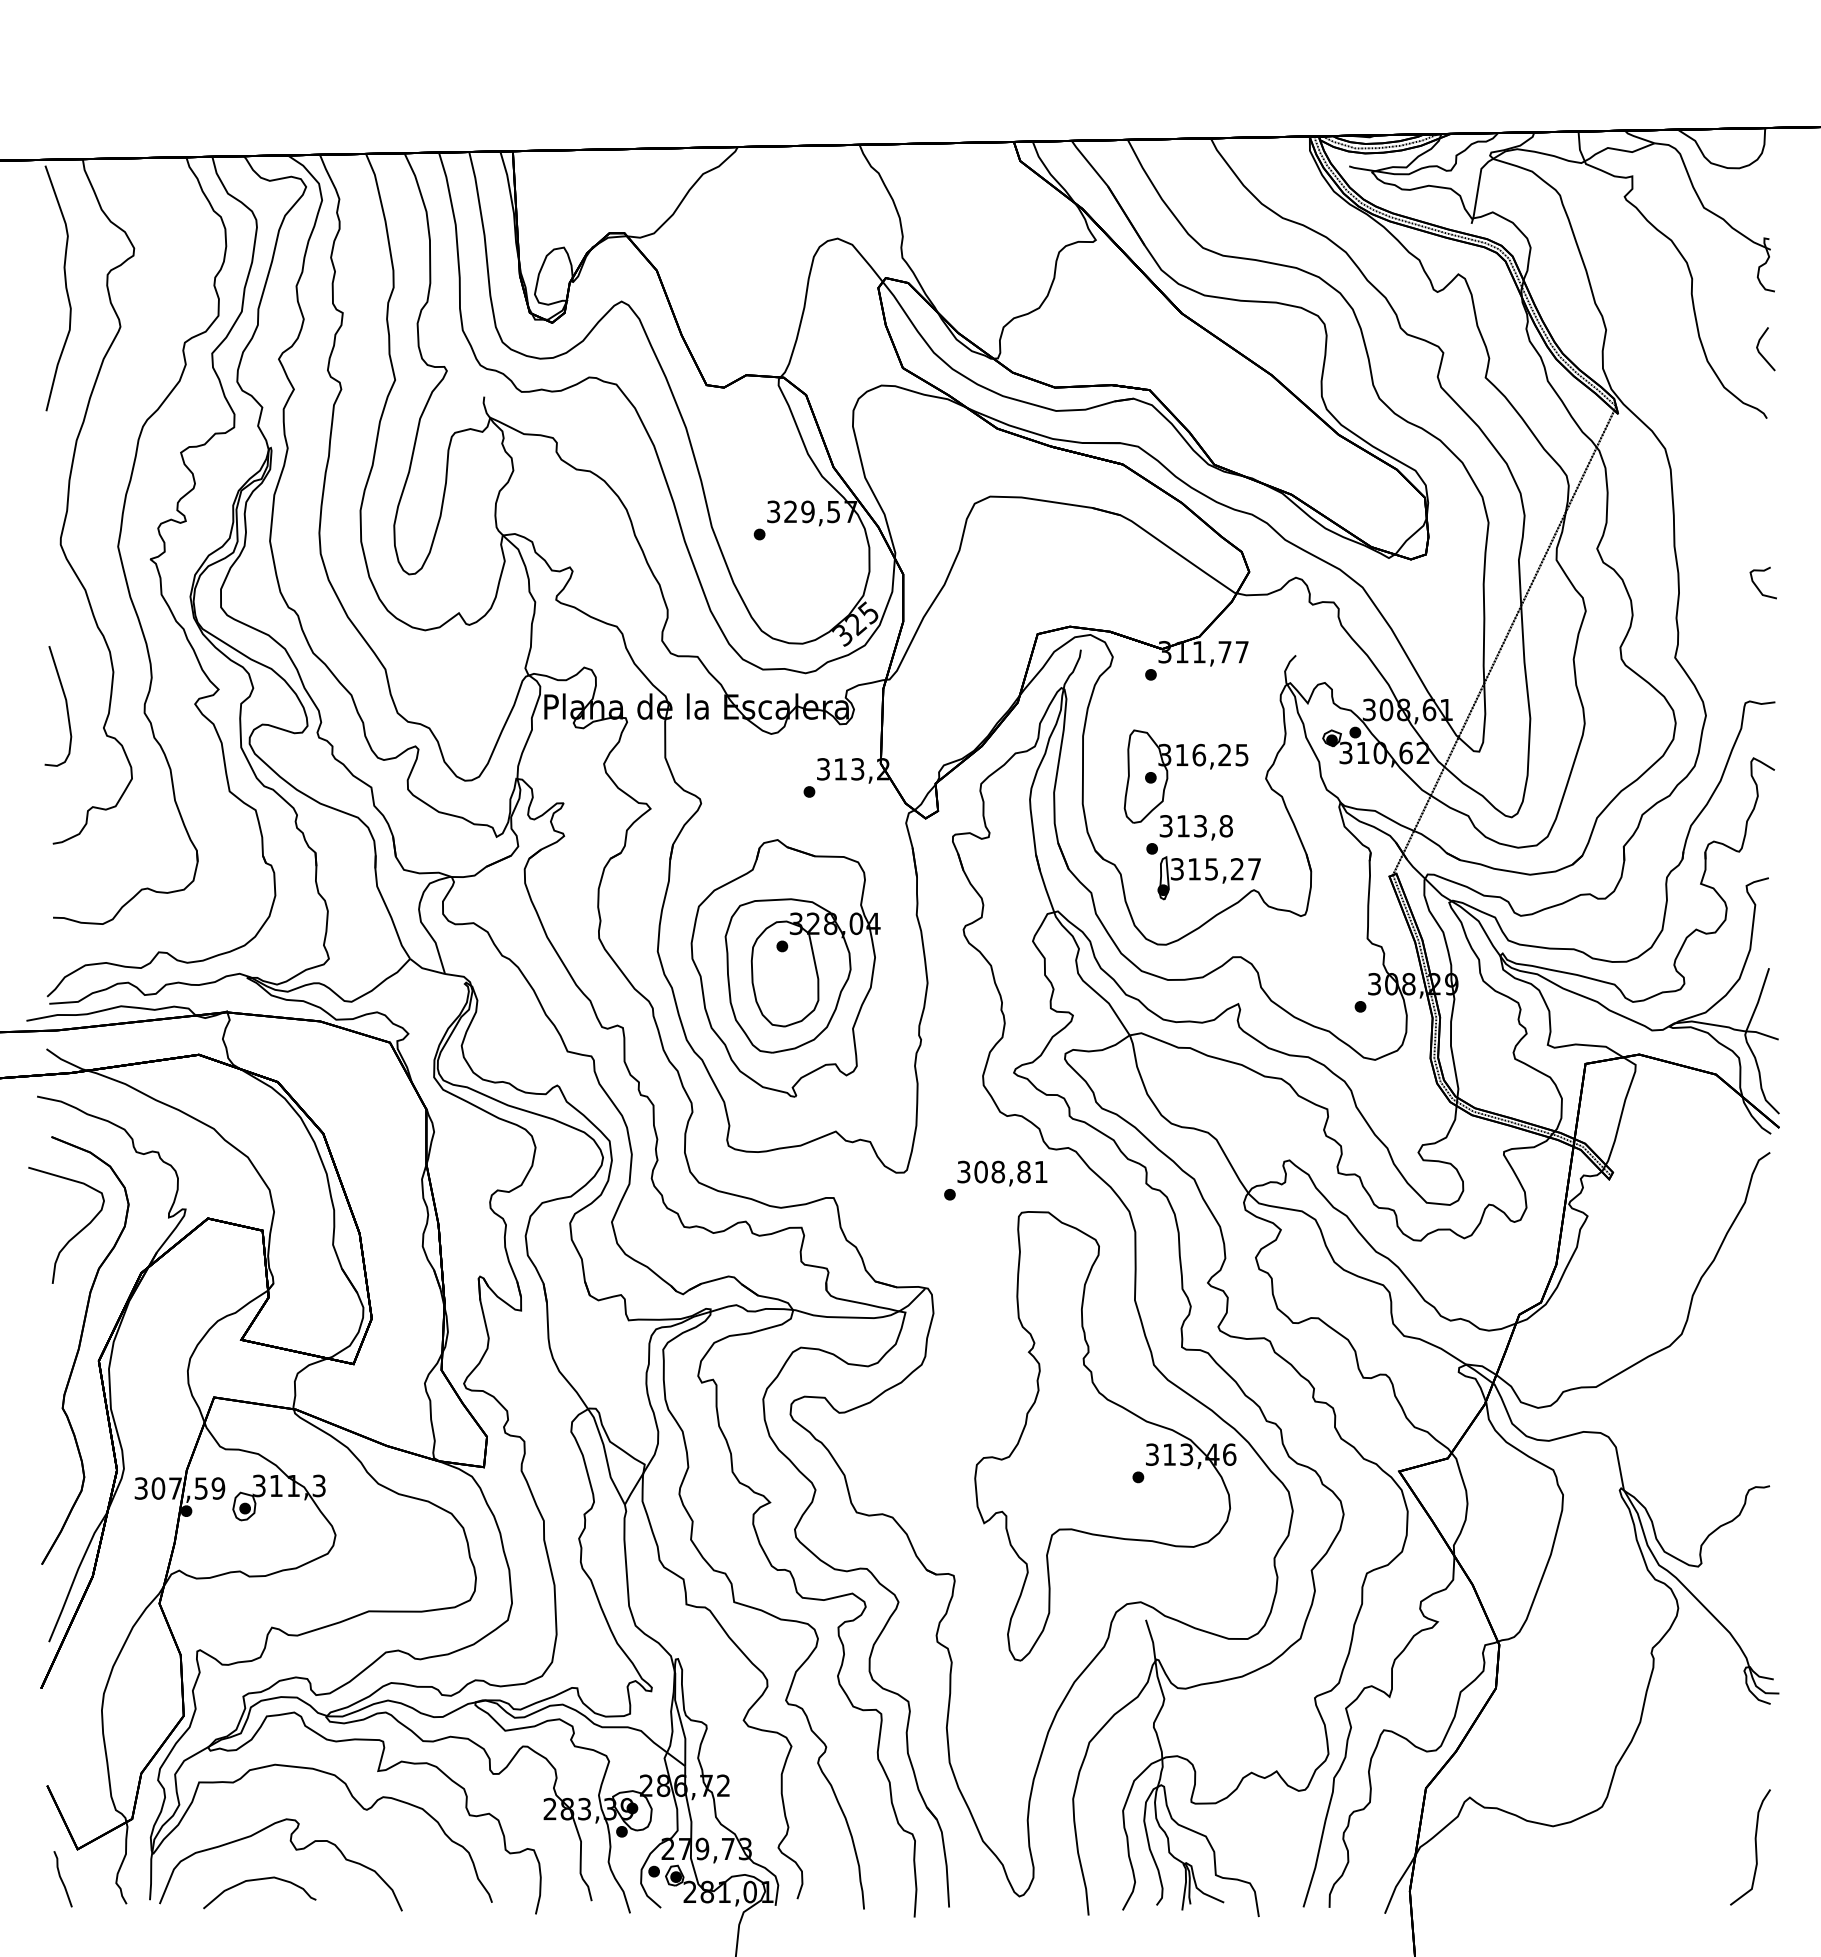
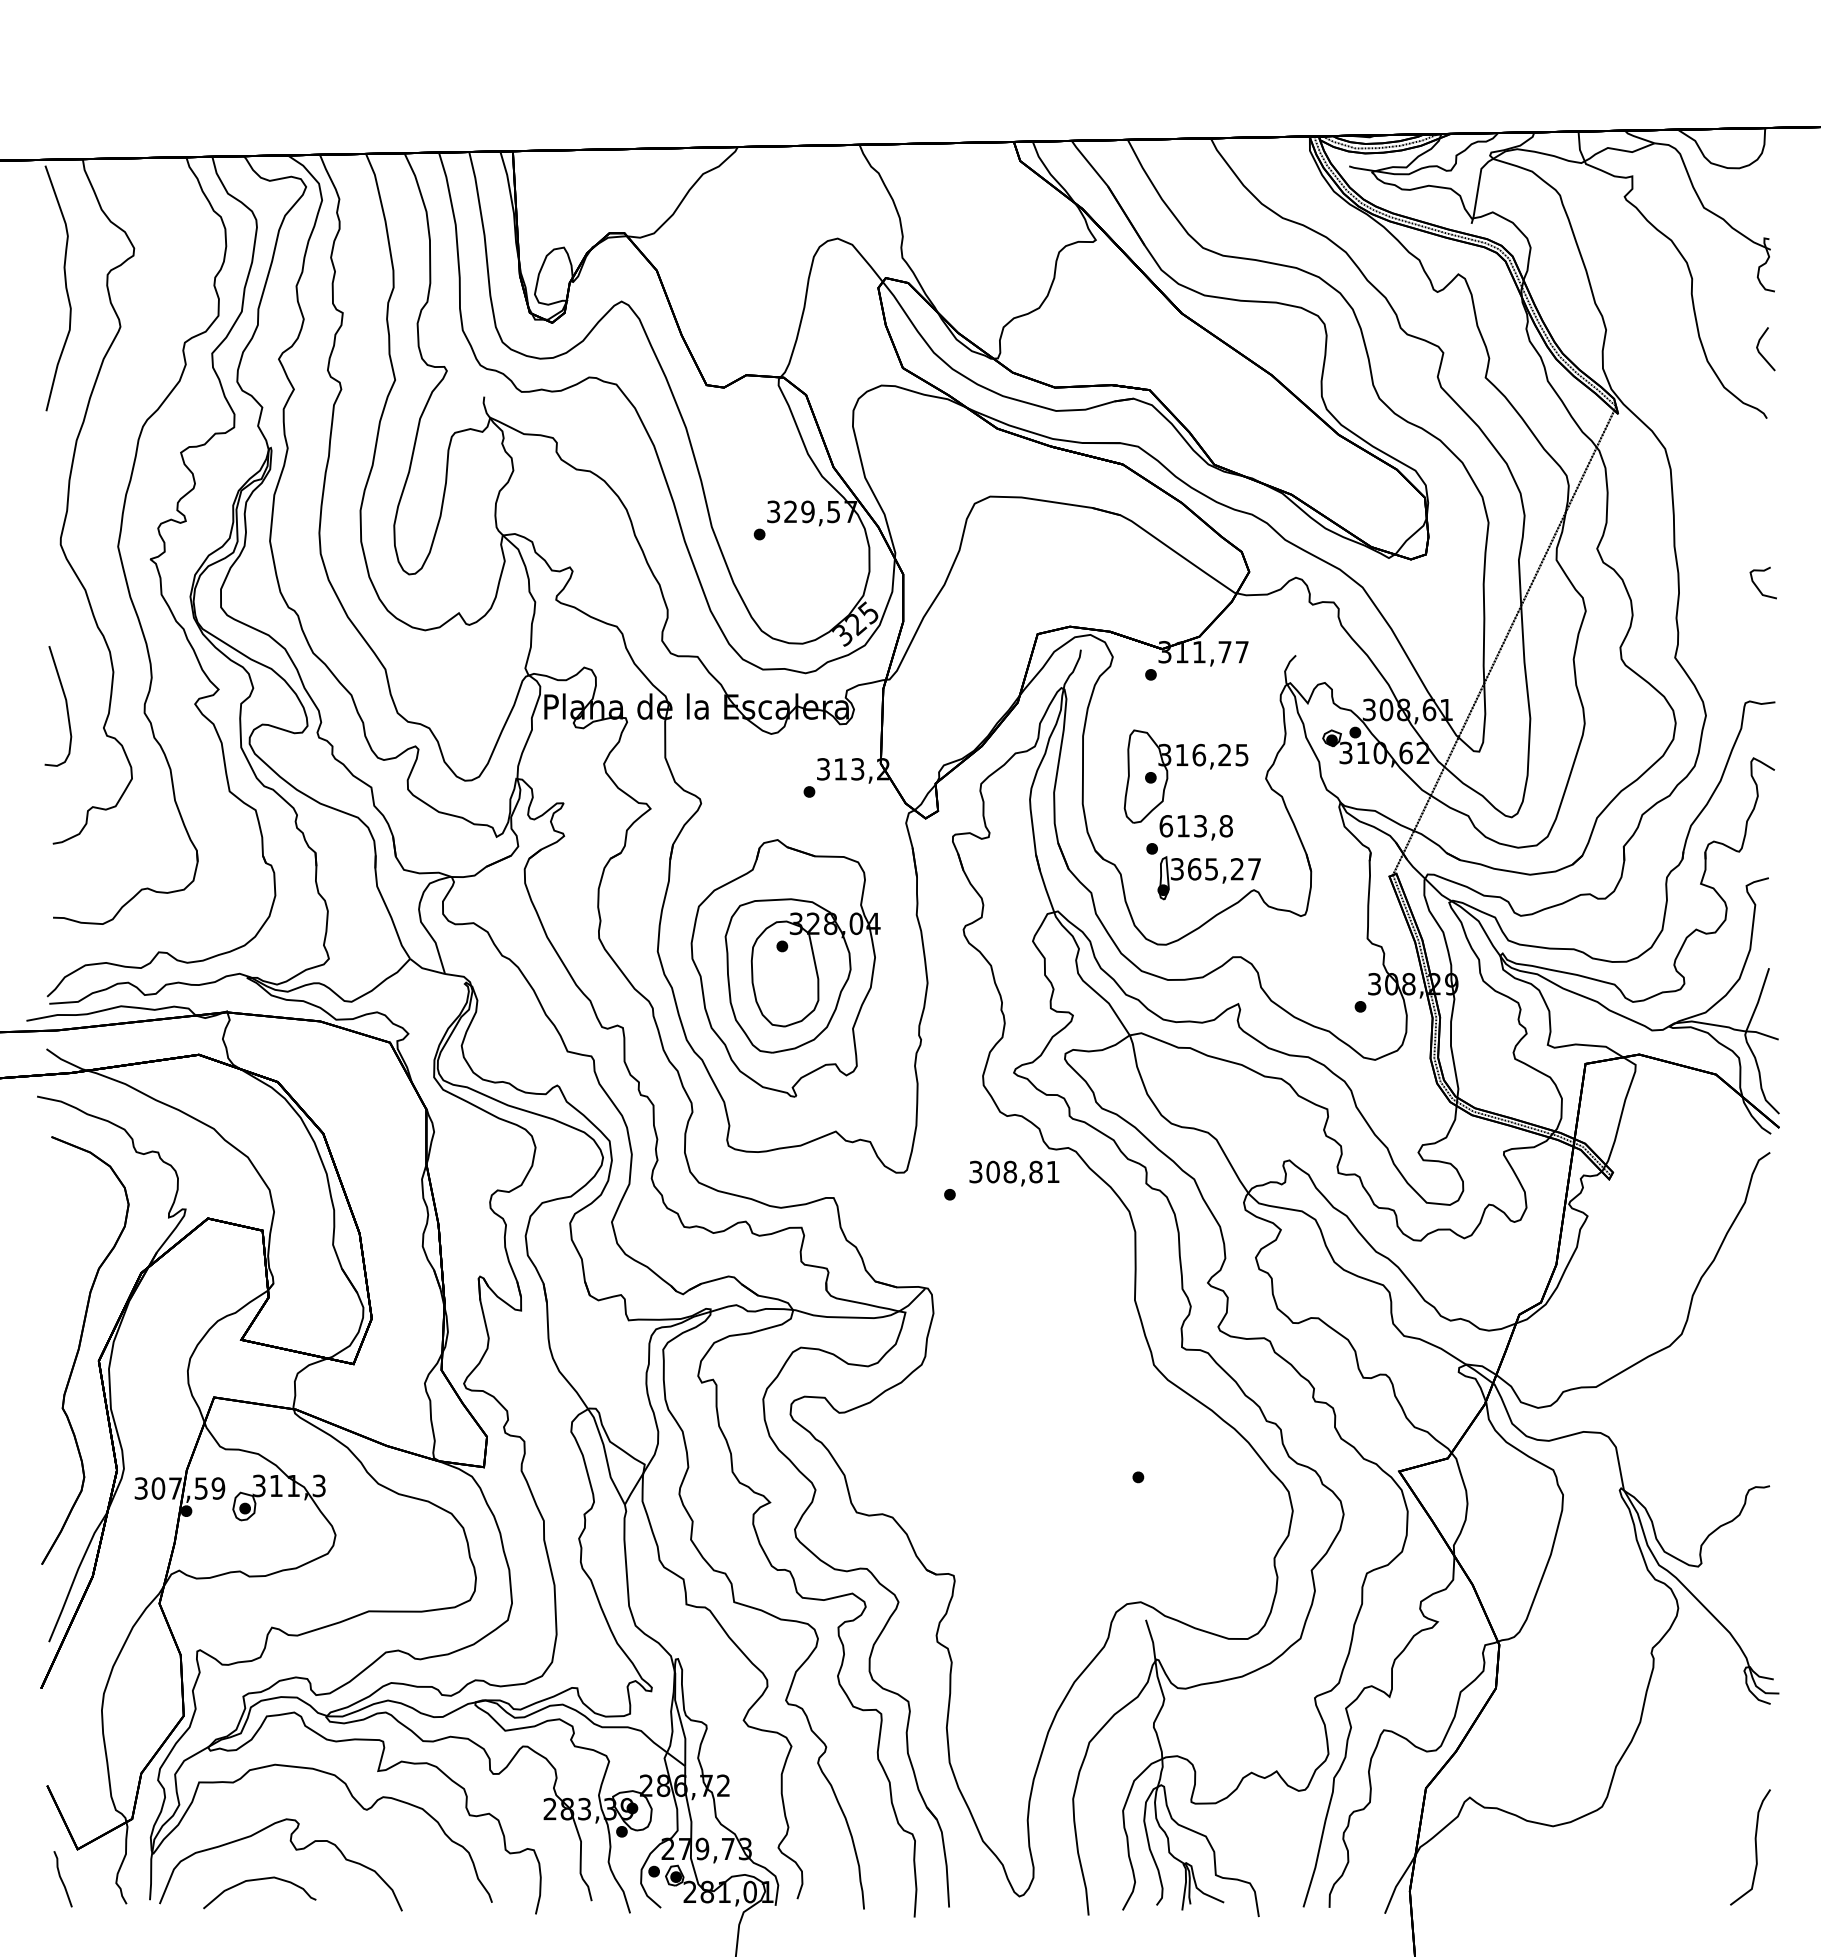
text: 313,8 -> 613,8 (1166, 826)
text: 315,27 -> 365,27 (1194, 869)
text position: (1002, 1173) -> (1014, 1173) (1014, 1173)
part: present -> none (76, 1233)
part: present -> none (1105, 1436)
